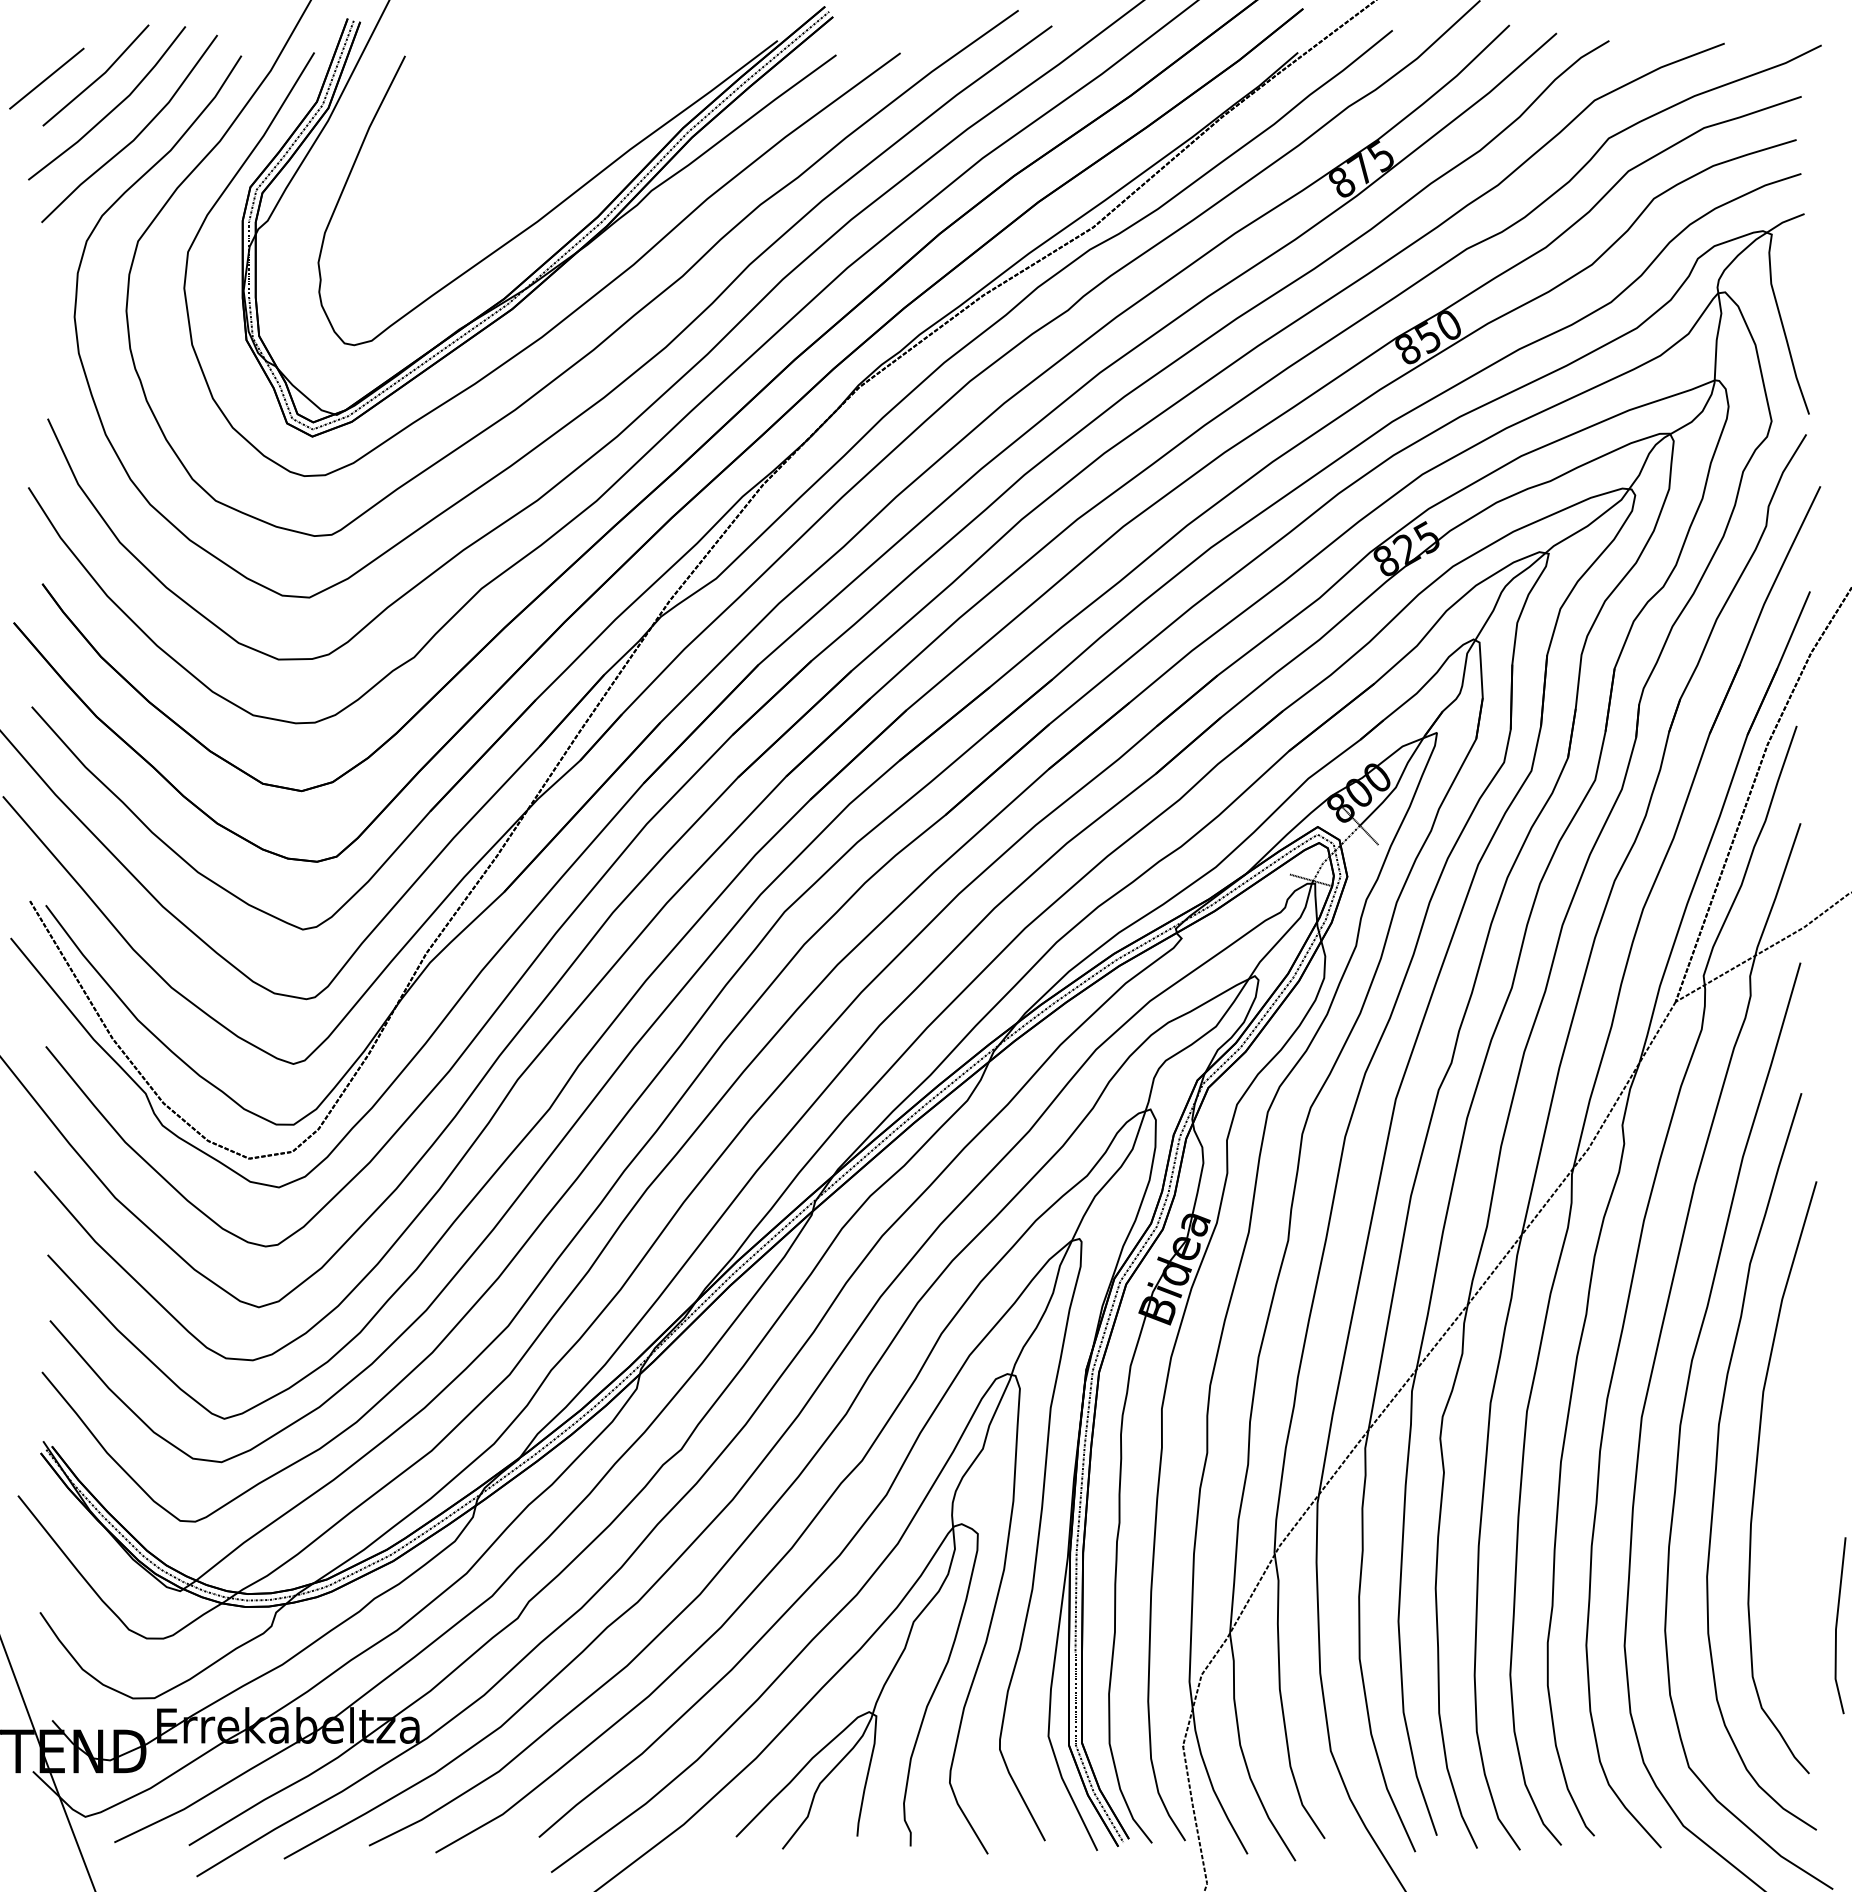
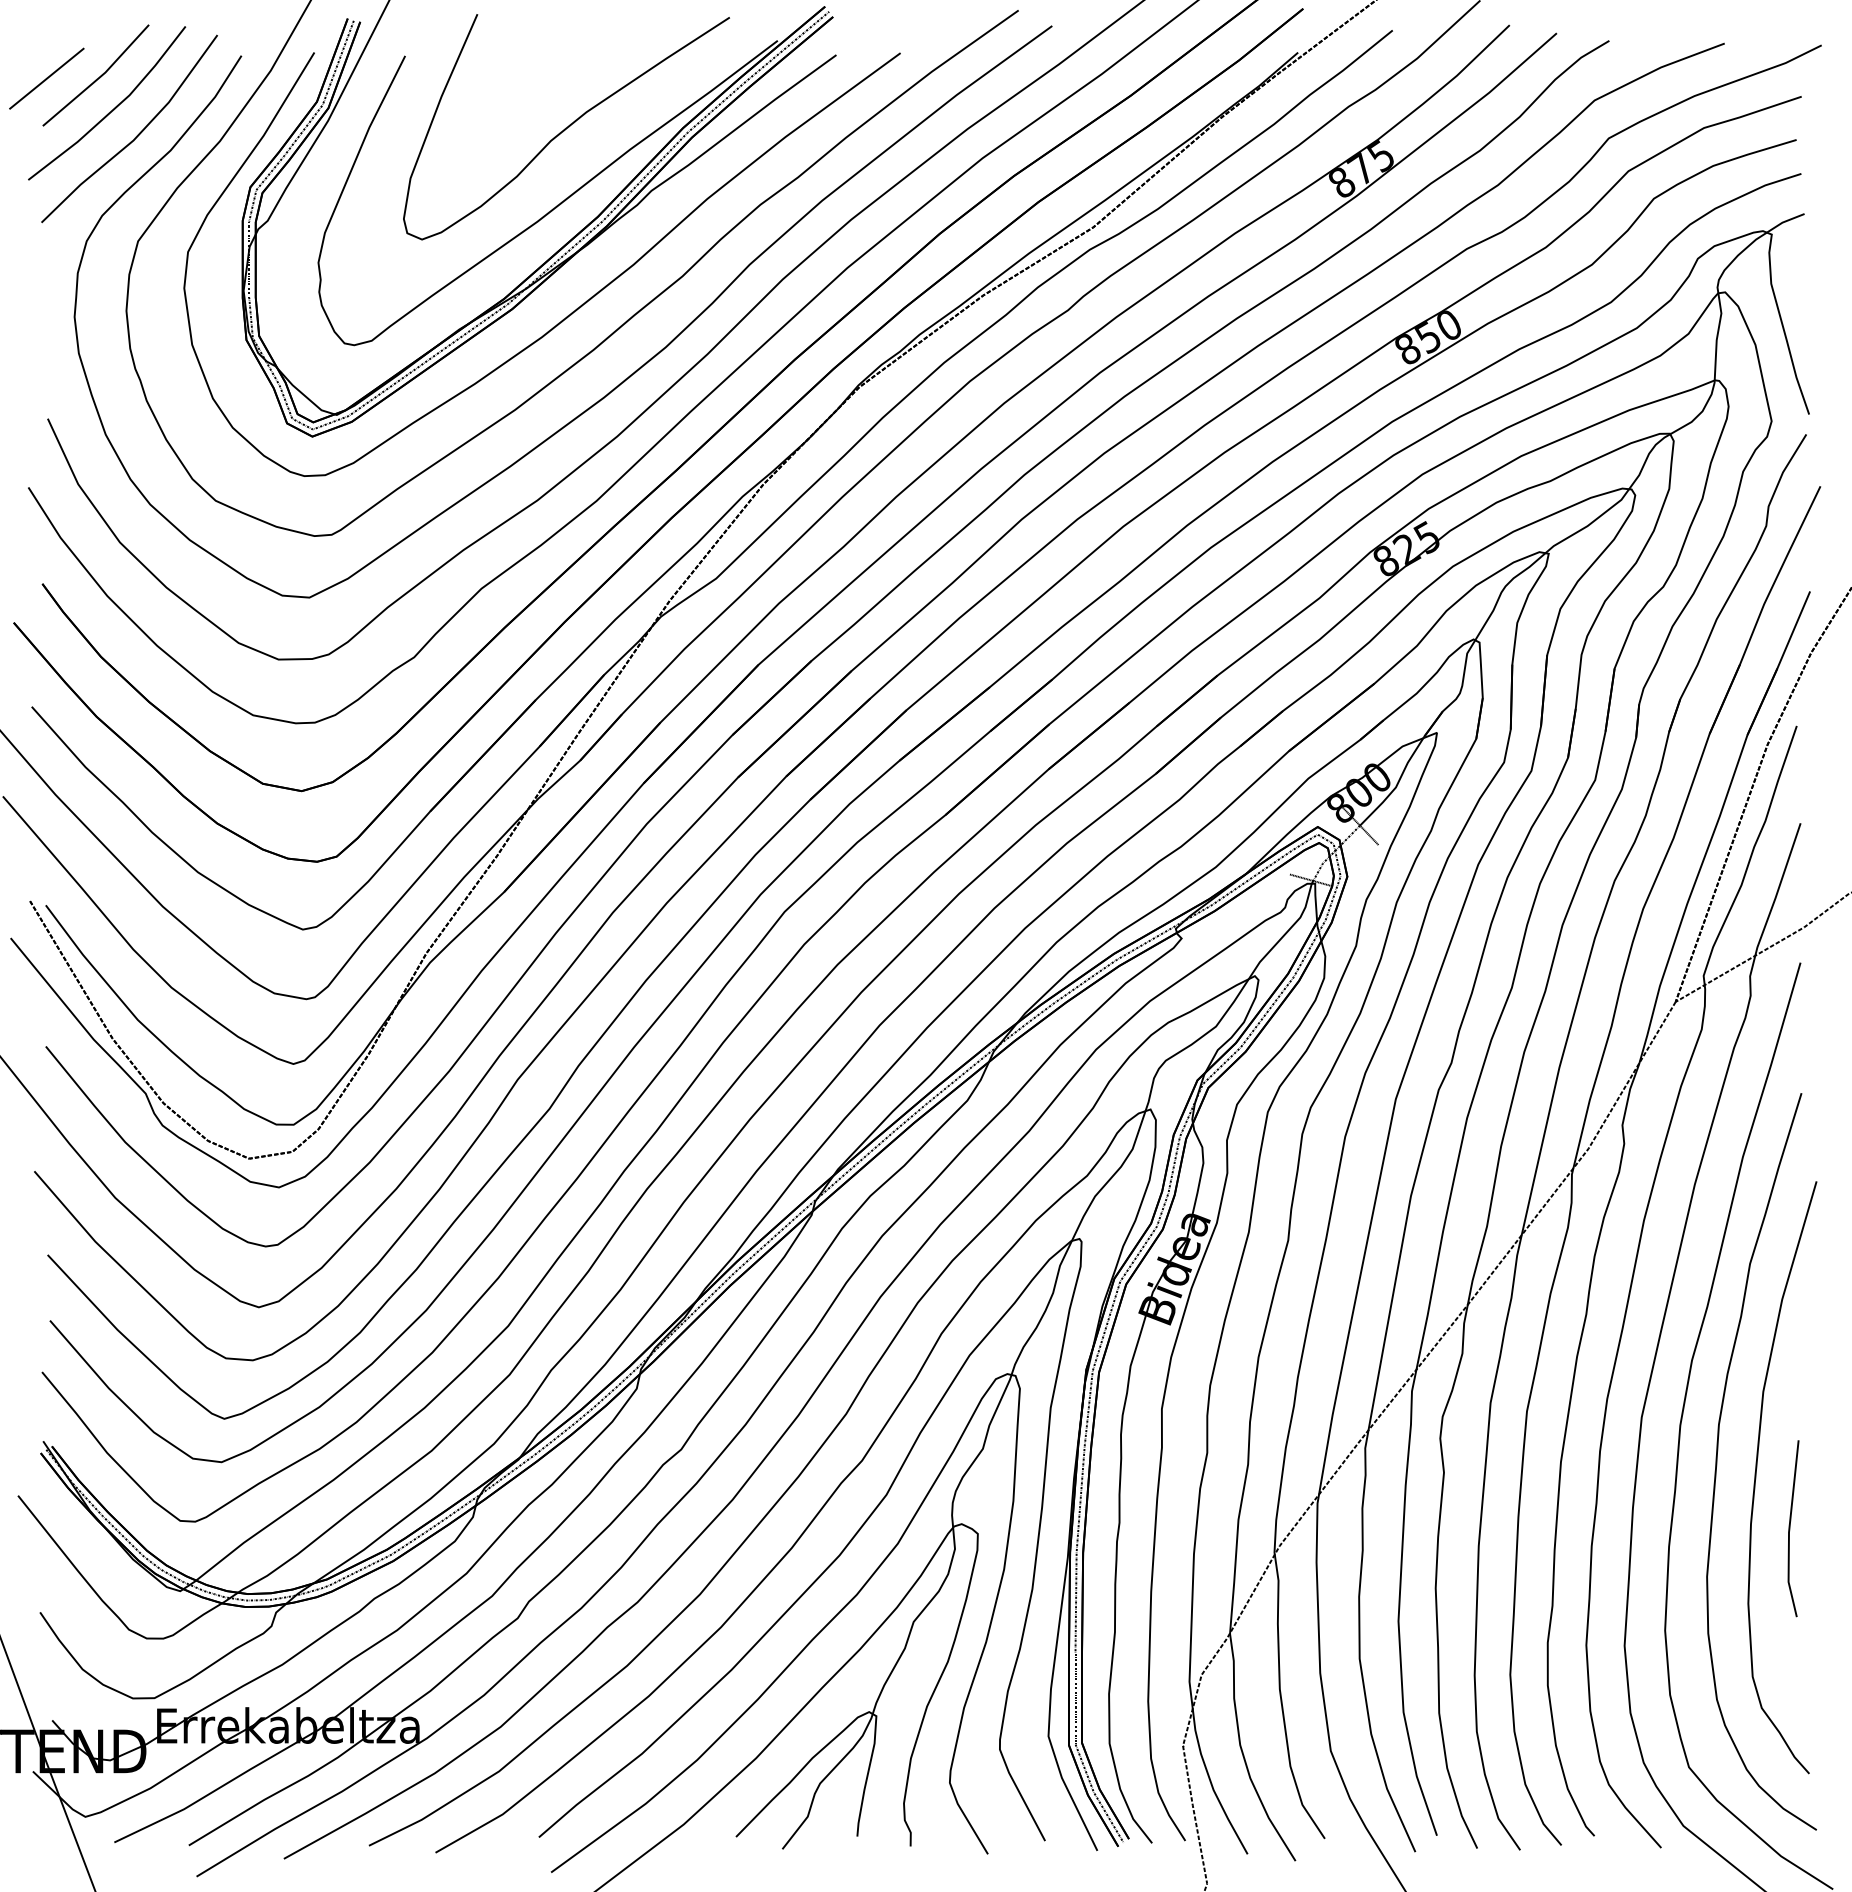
part: none -> present (566, 127)
line position: (1837, 1625) -> (1790, 1528) (1790, 1528)
